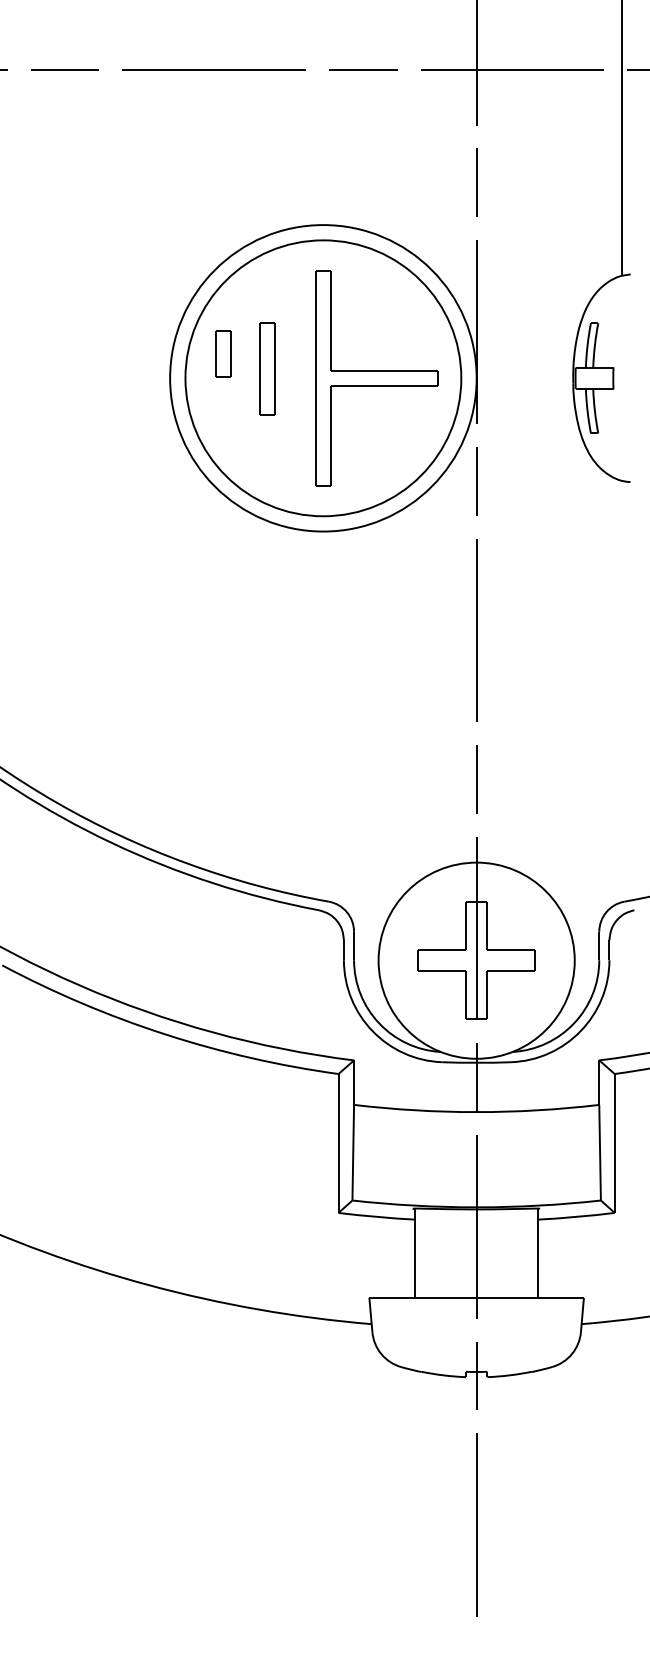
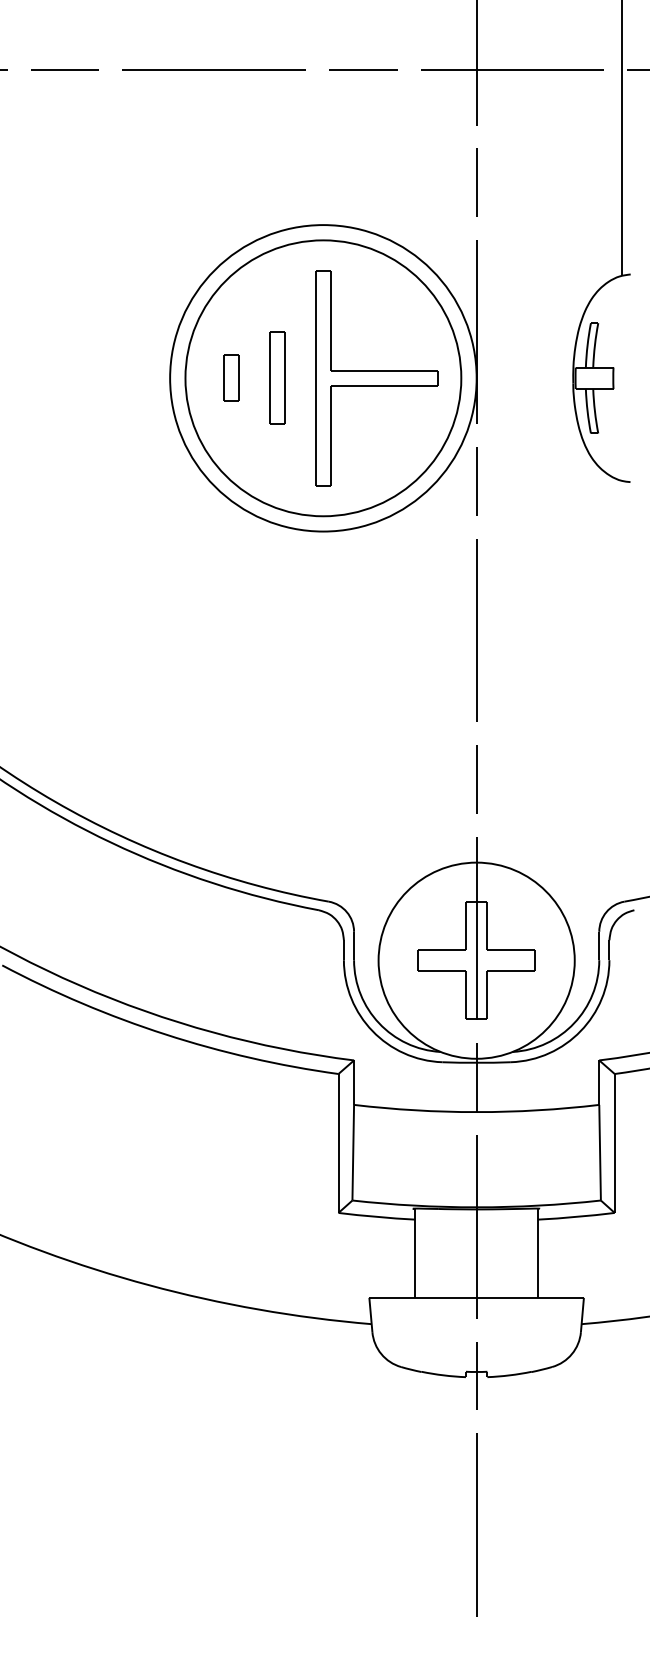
part position: (223, 353) -> (231, 377) (231, 377)
part position: (267, 368) -> (277, 377) (277, 377)
